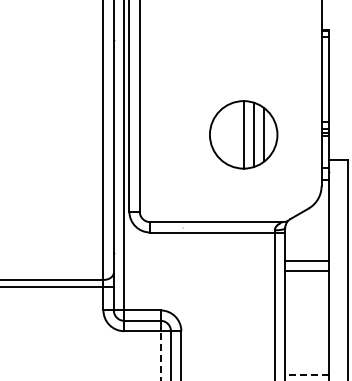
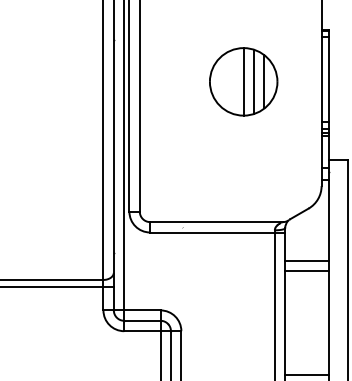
part position: (243, 134) -> (243, 81) (243, 81)
line: dashed -> solid (160, 355)
line: dashed -> solid (306, 374)
